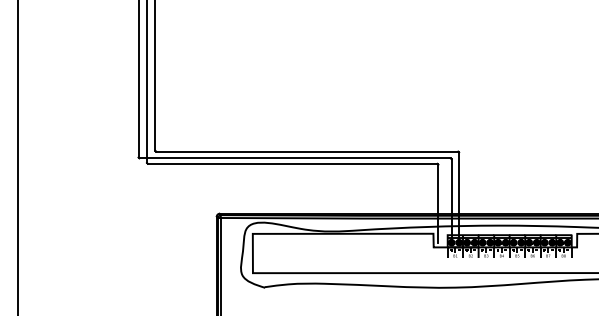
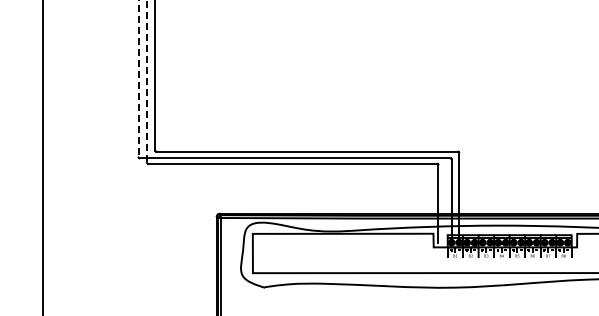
line: solid -> dashed (138, 79)
line: solid -> dashed (146, 82)
line position: (17, 157) -> (42, 157) (42, 157)
